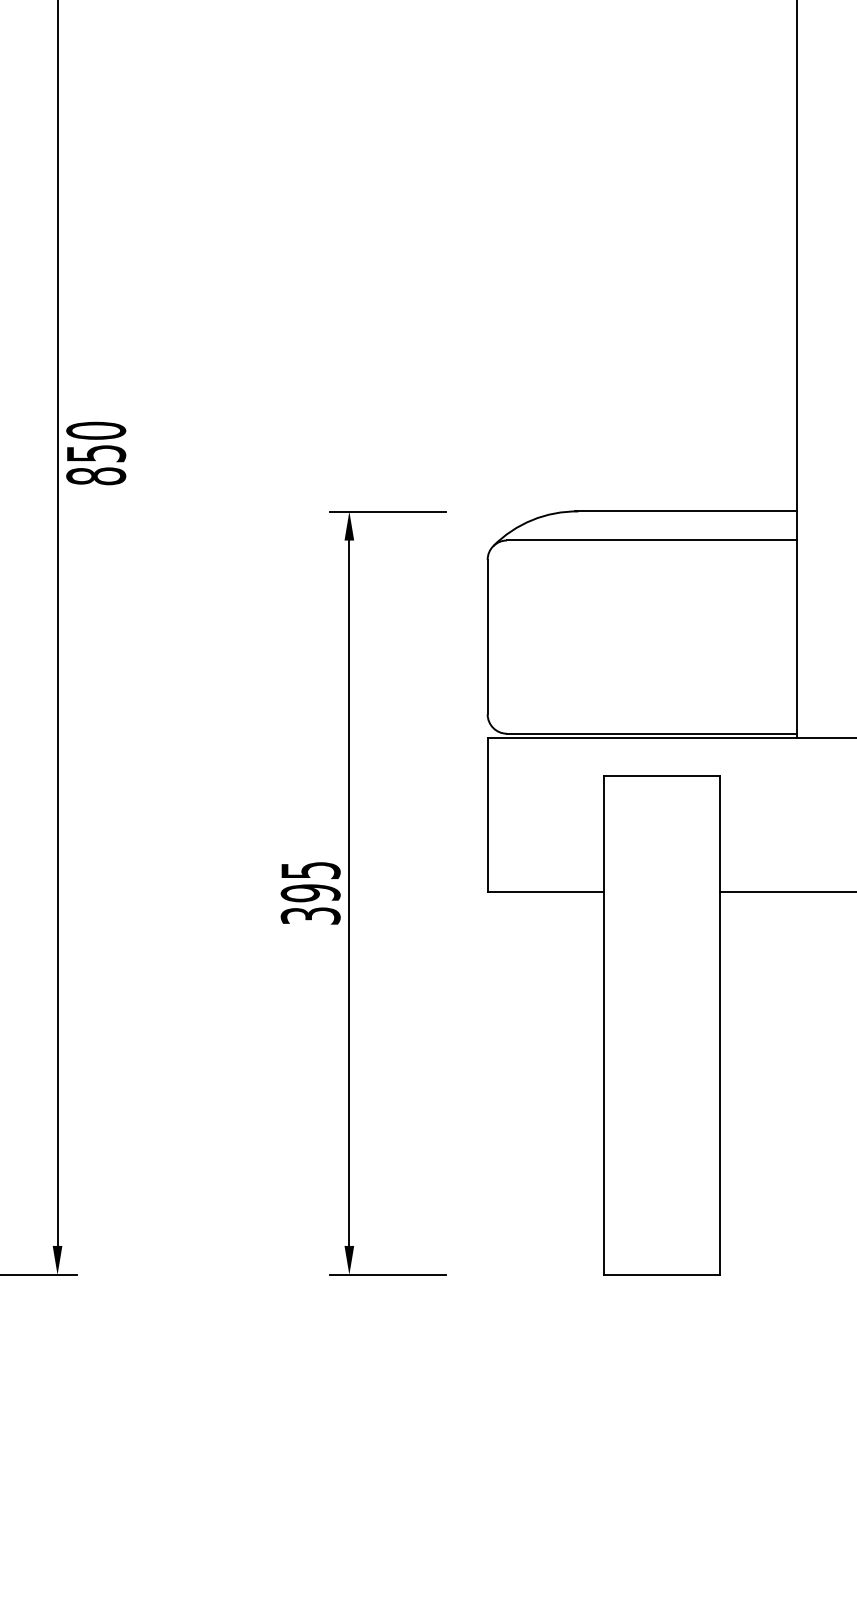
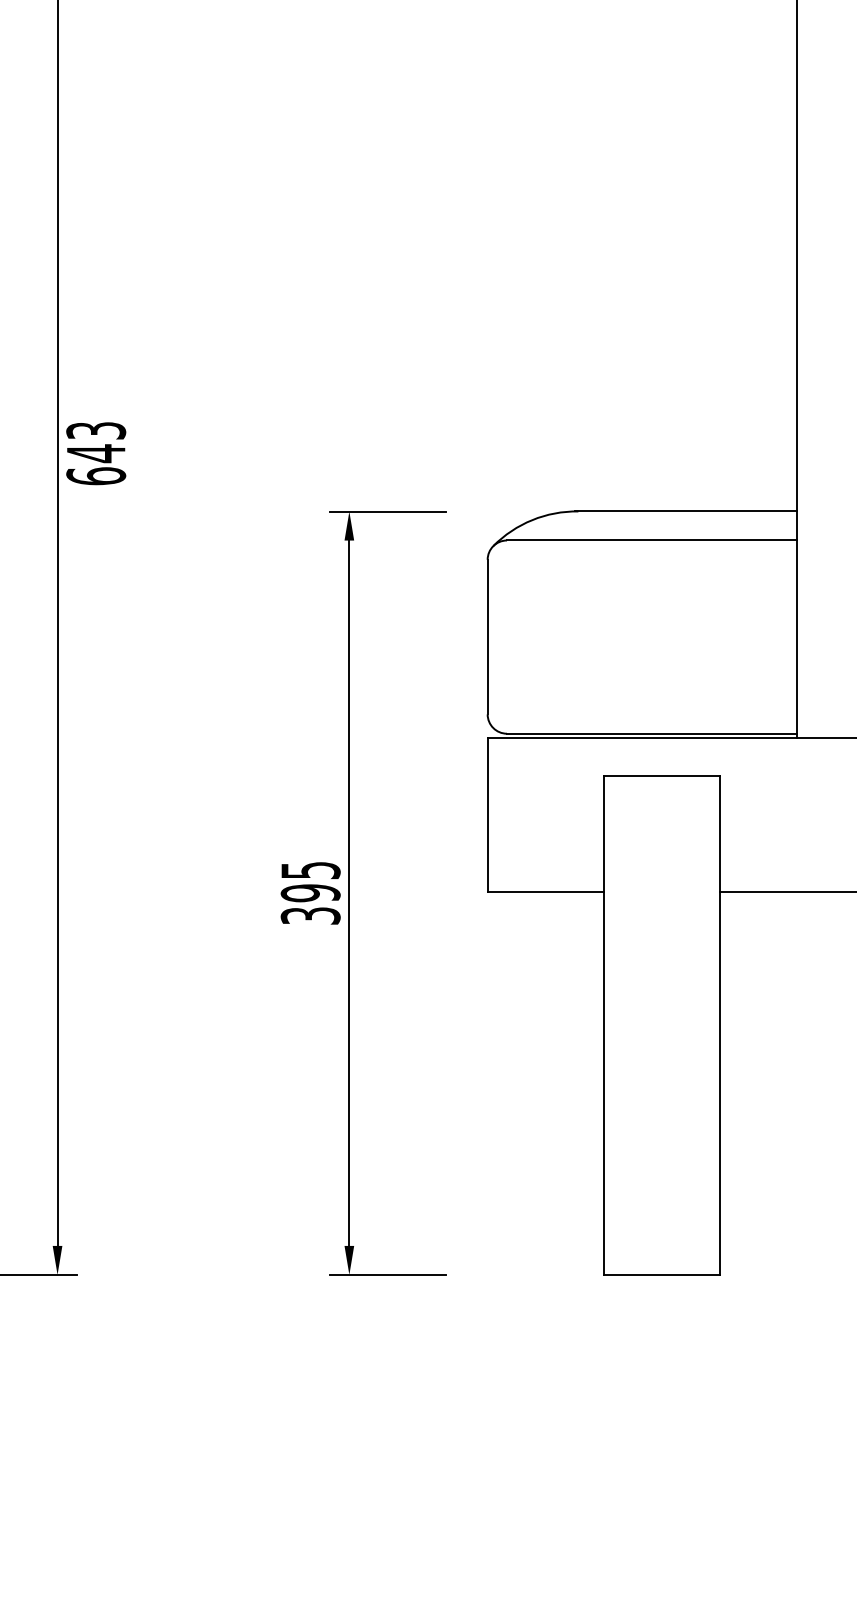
text: 850 -> 643 (96, 453)
